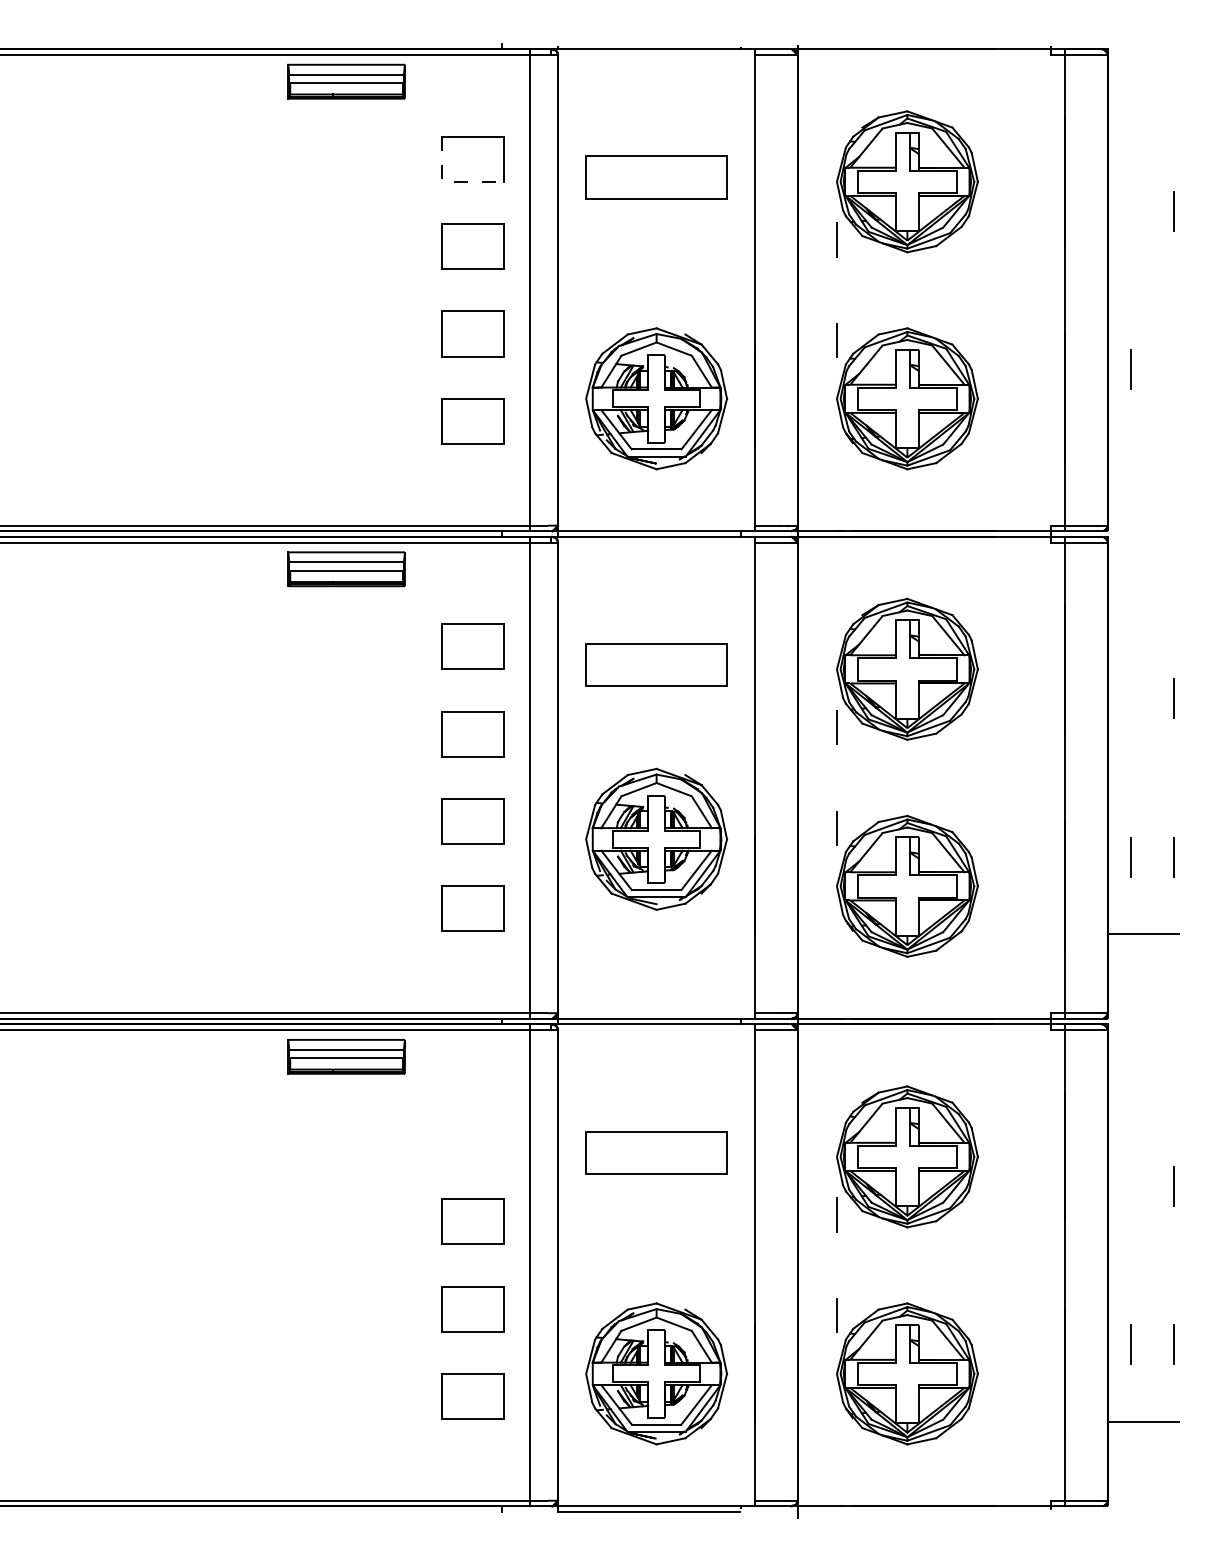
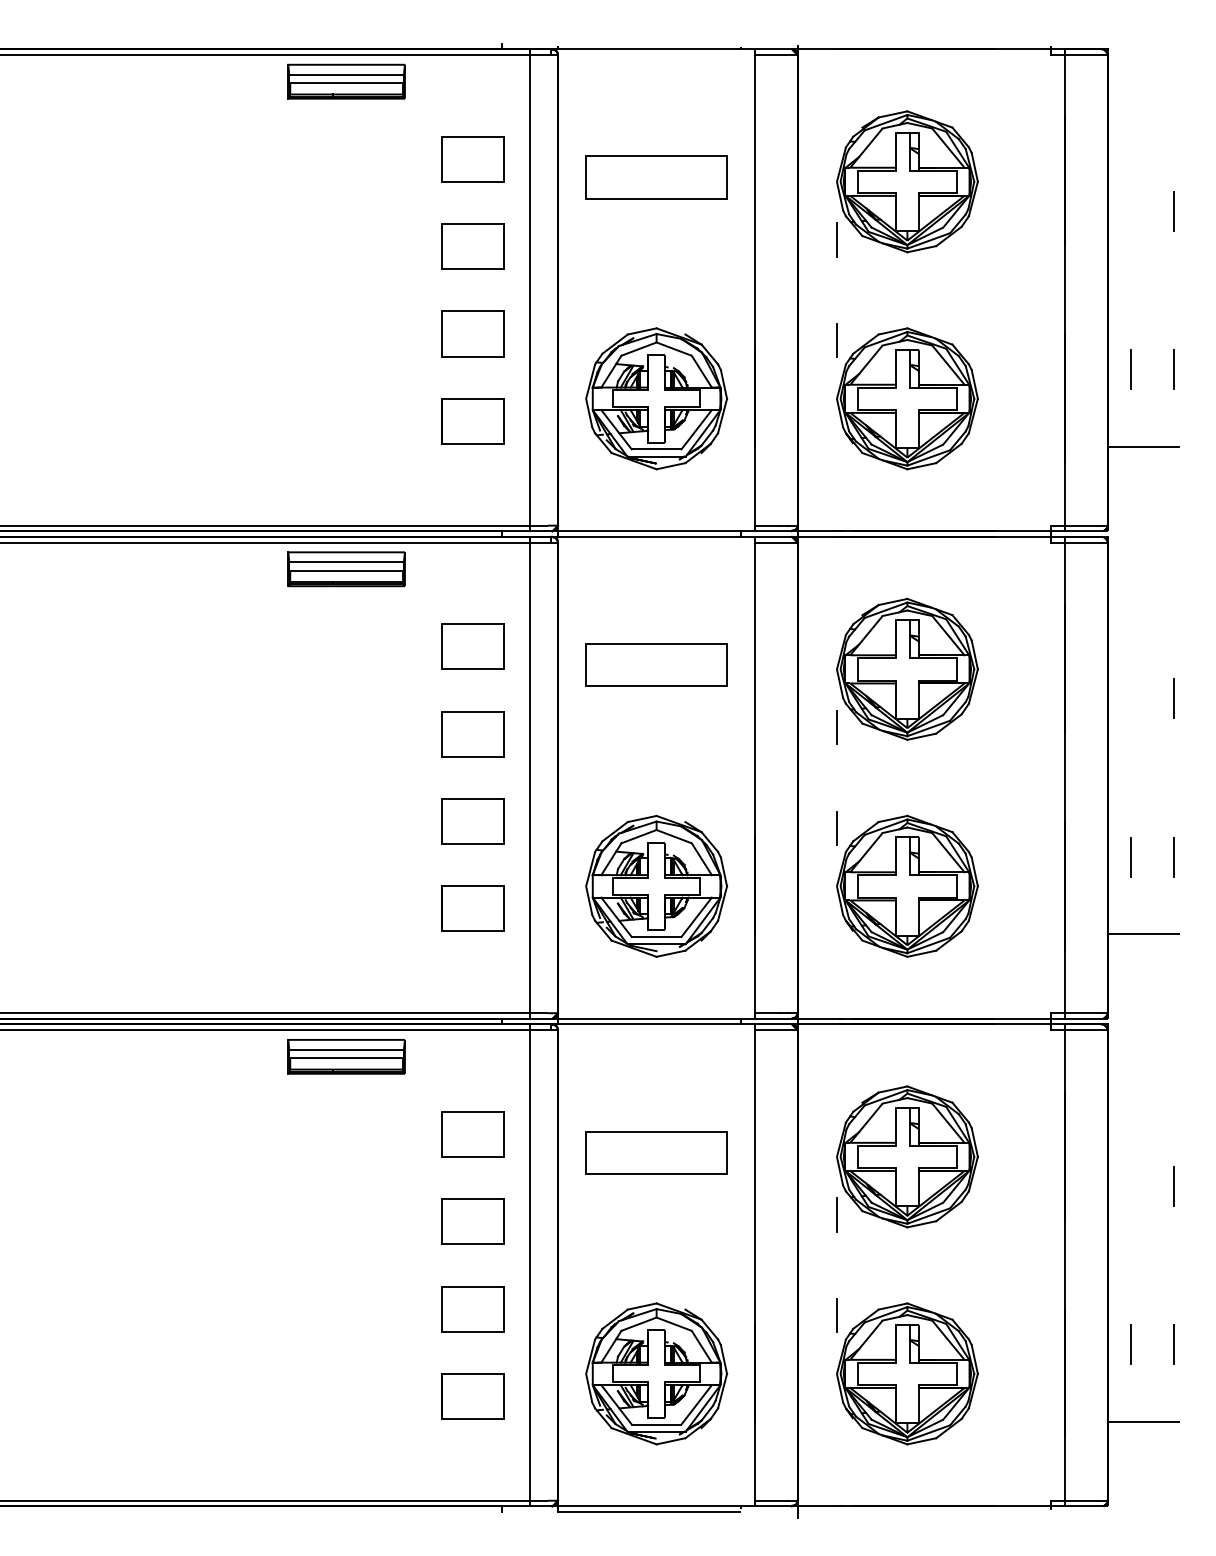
line: dashed -> solid (450, 181)
line: none -> present (1173, 369)
line: none -> present (1143, 446)
part position: (656, 838) -> (656, 885) (656, 885)
part: none -> present (472, 1134)
